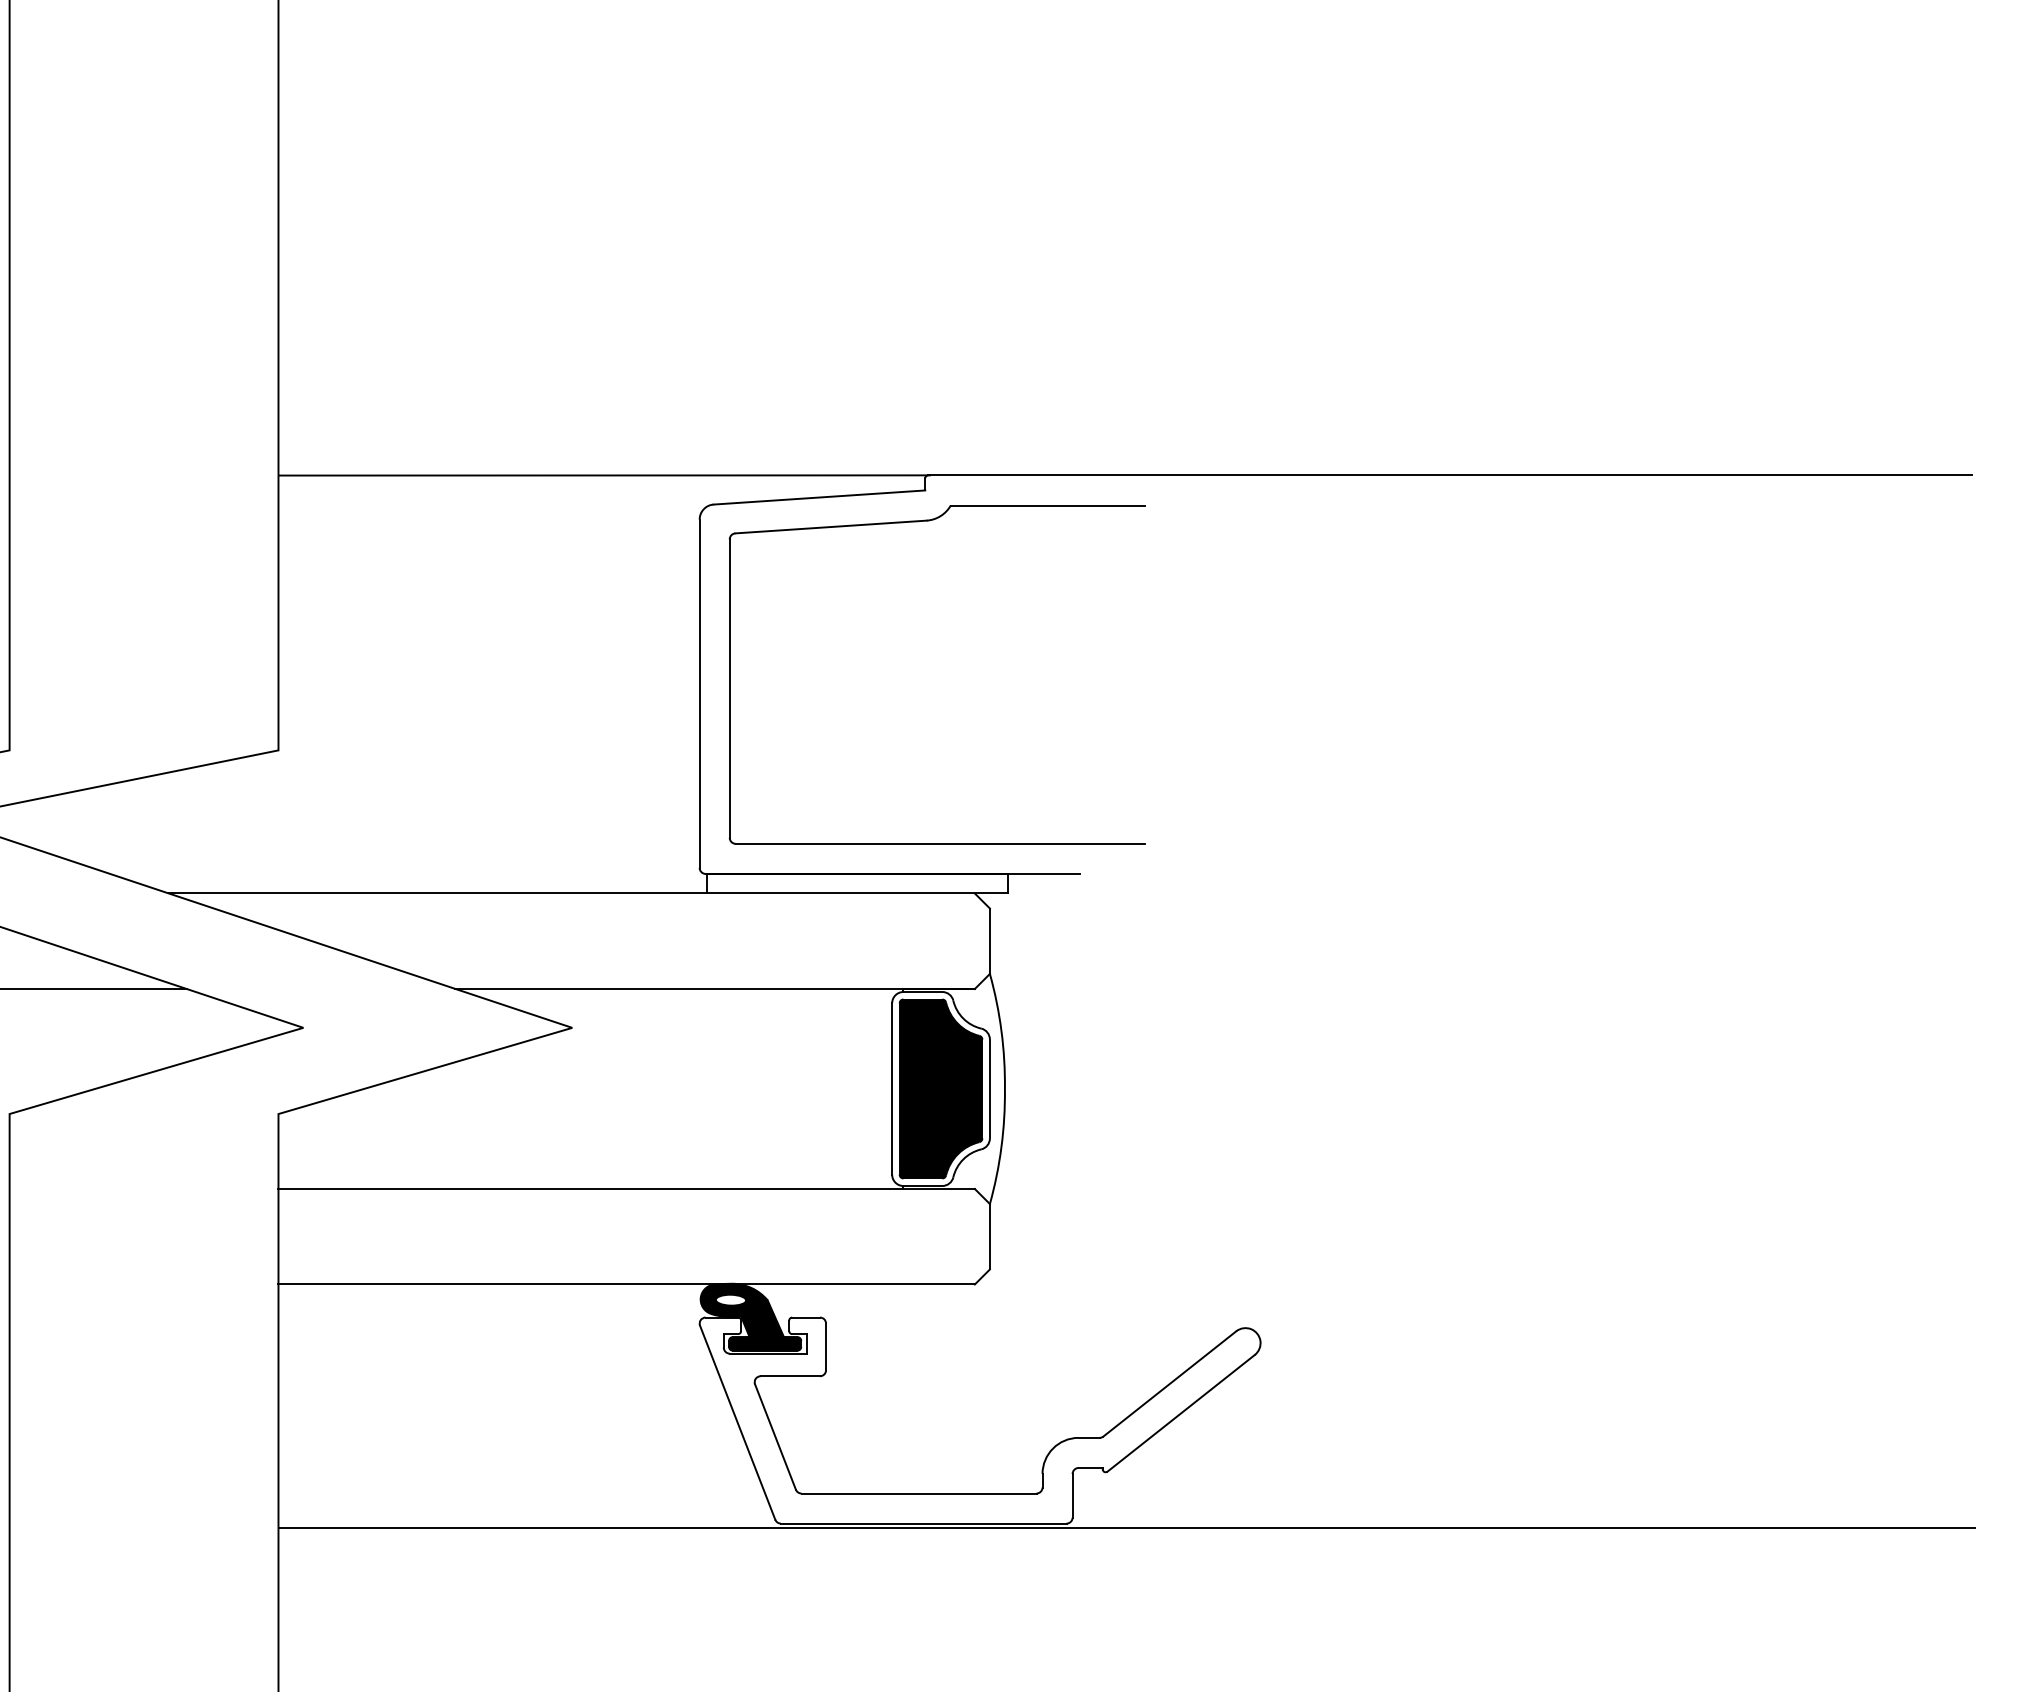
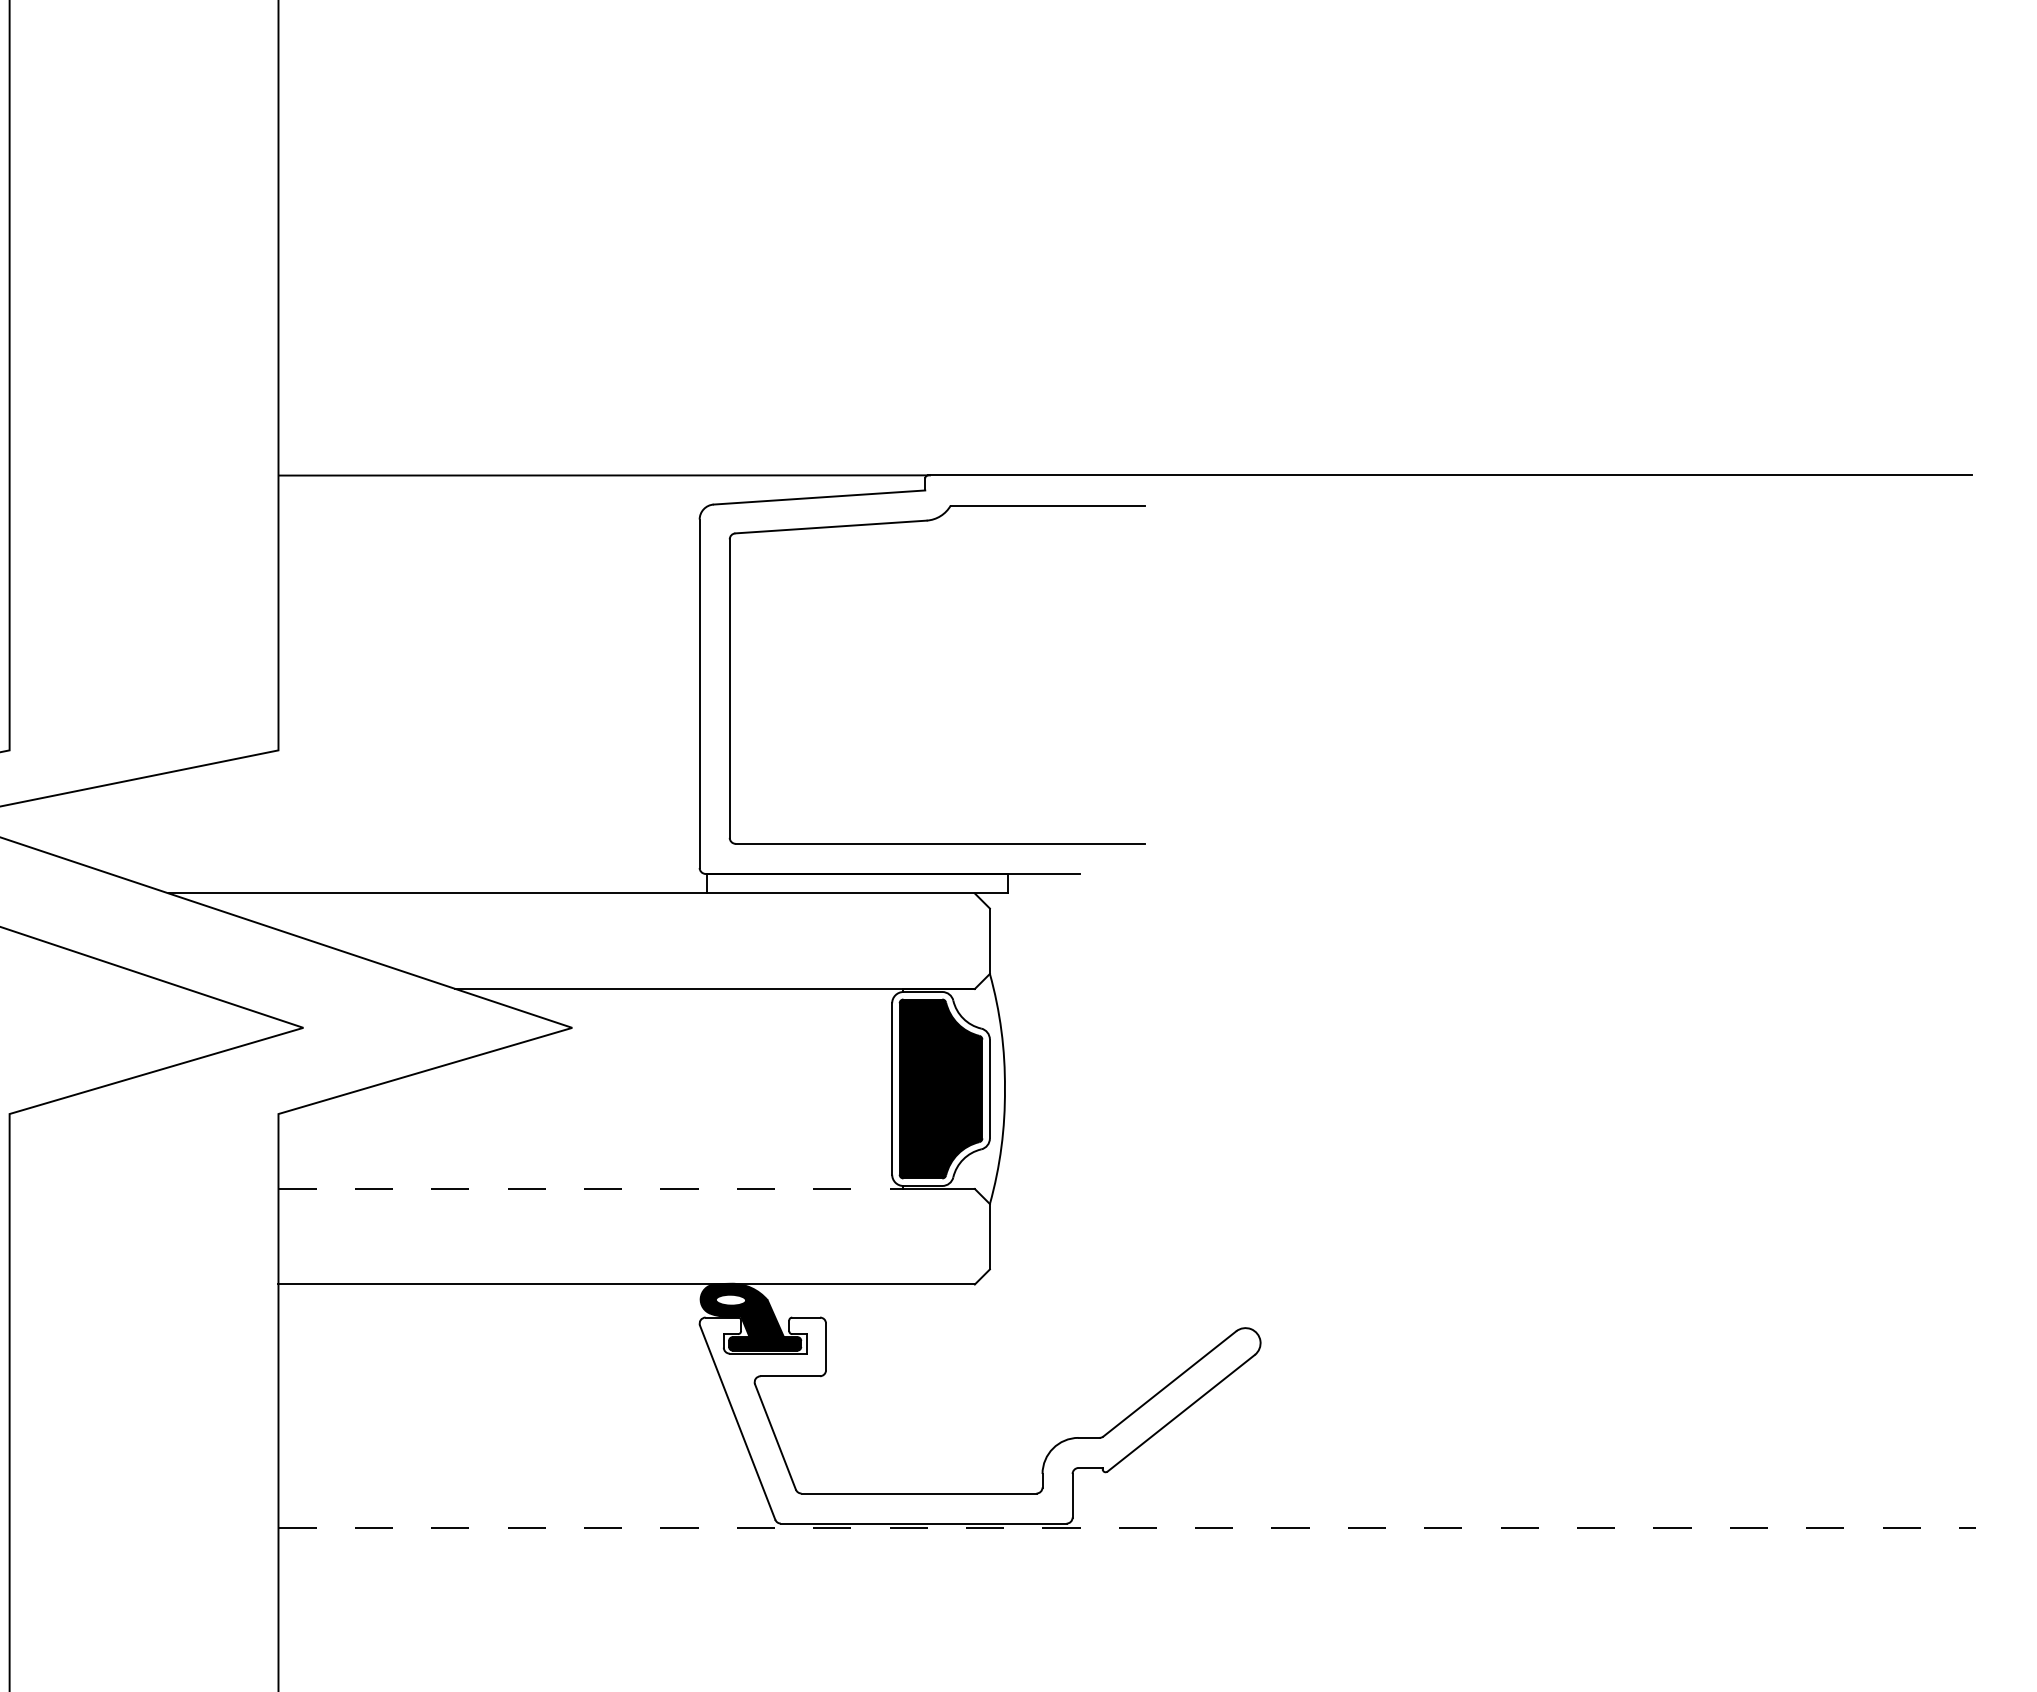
line: present -> none (94, 988)
line: solid -> dashed (591, 1188)
line: solid -> dashed (1127, 1528)
